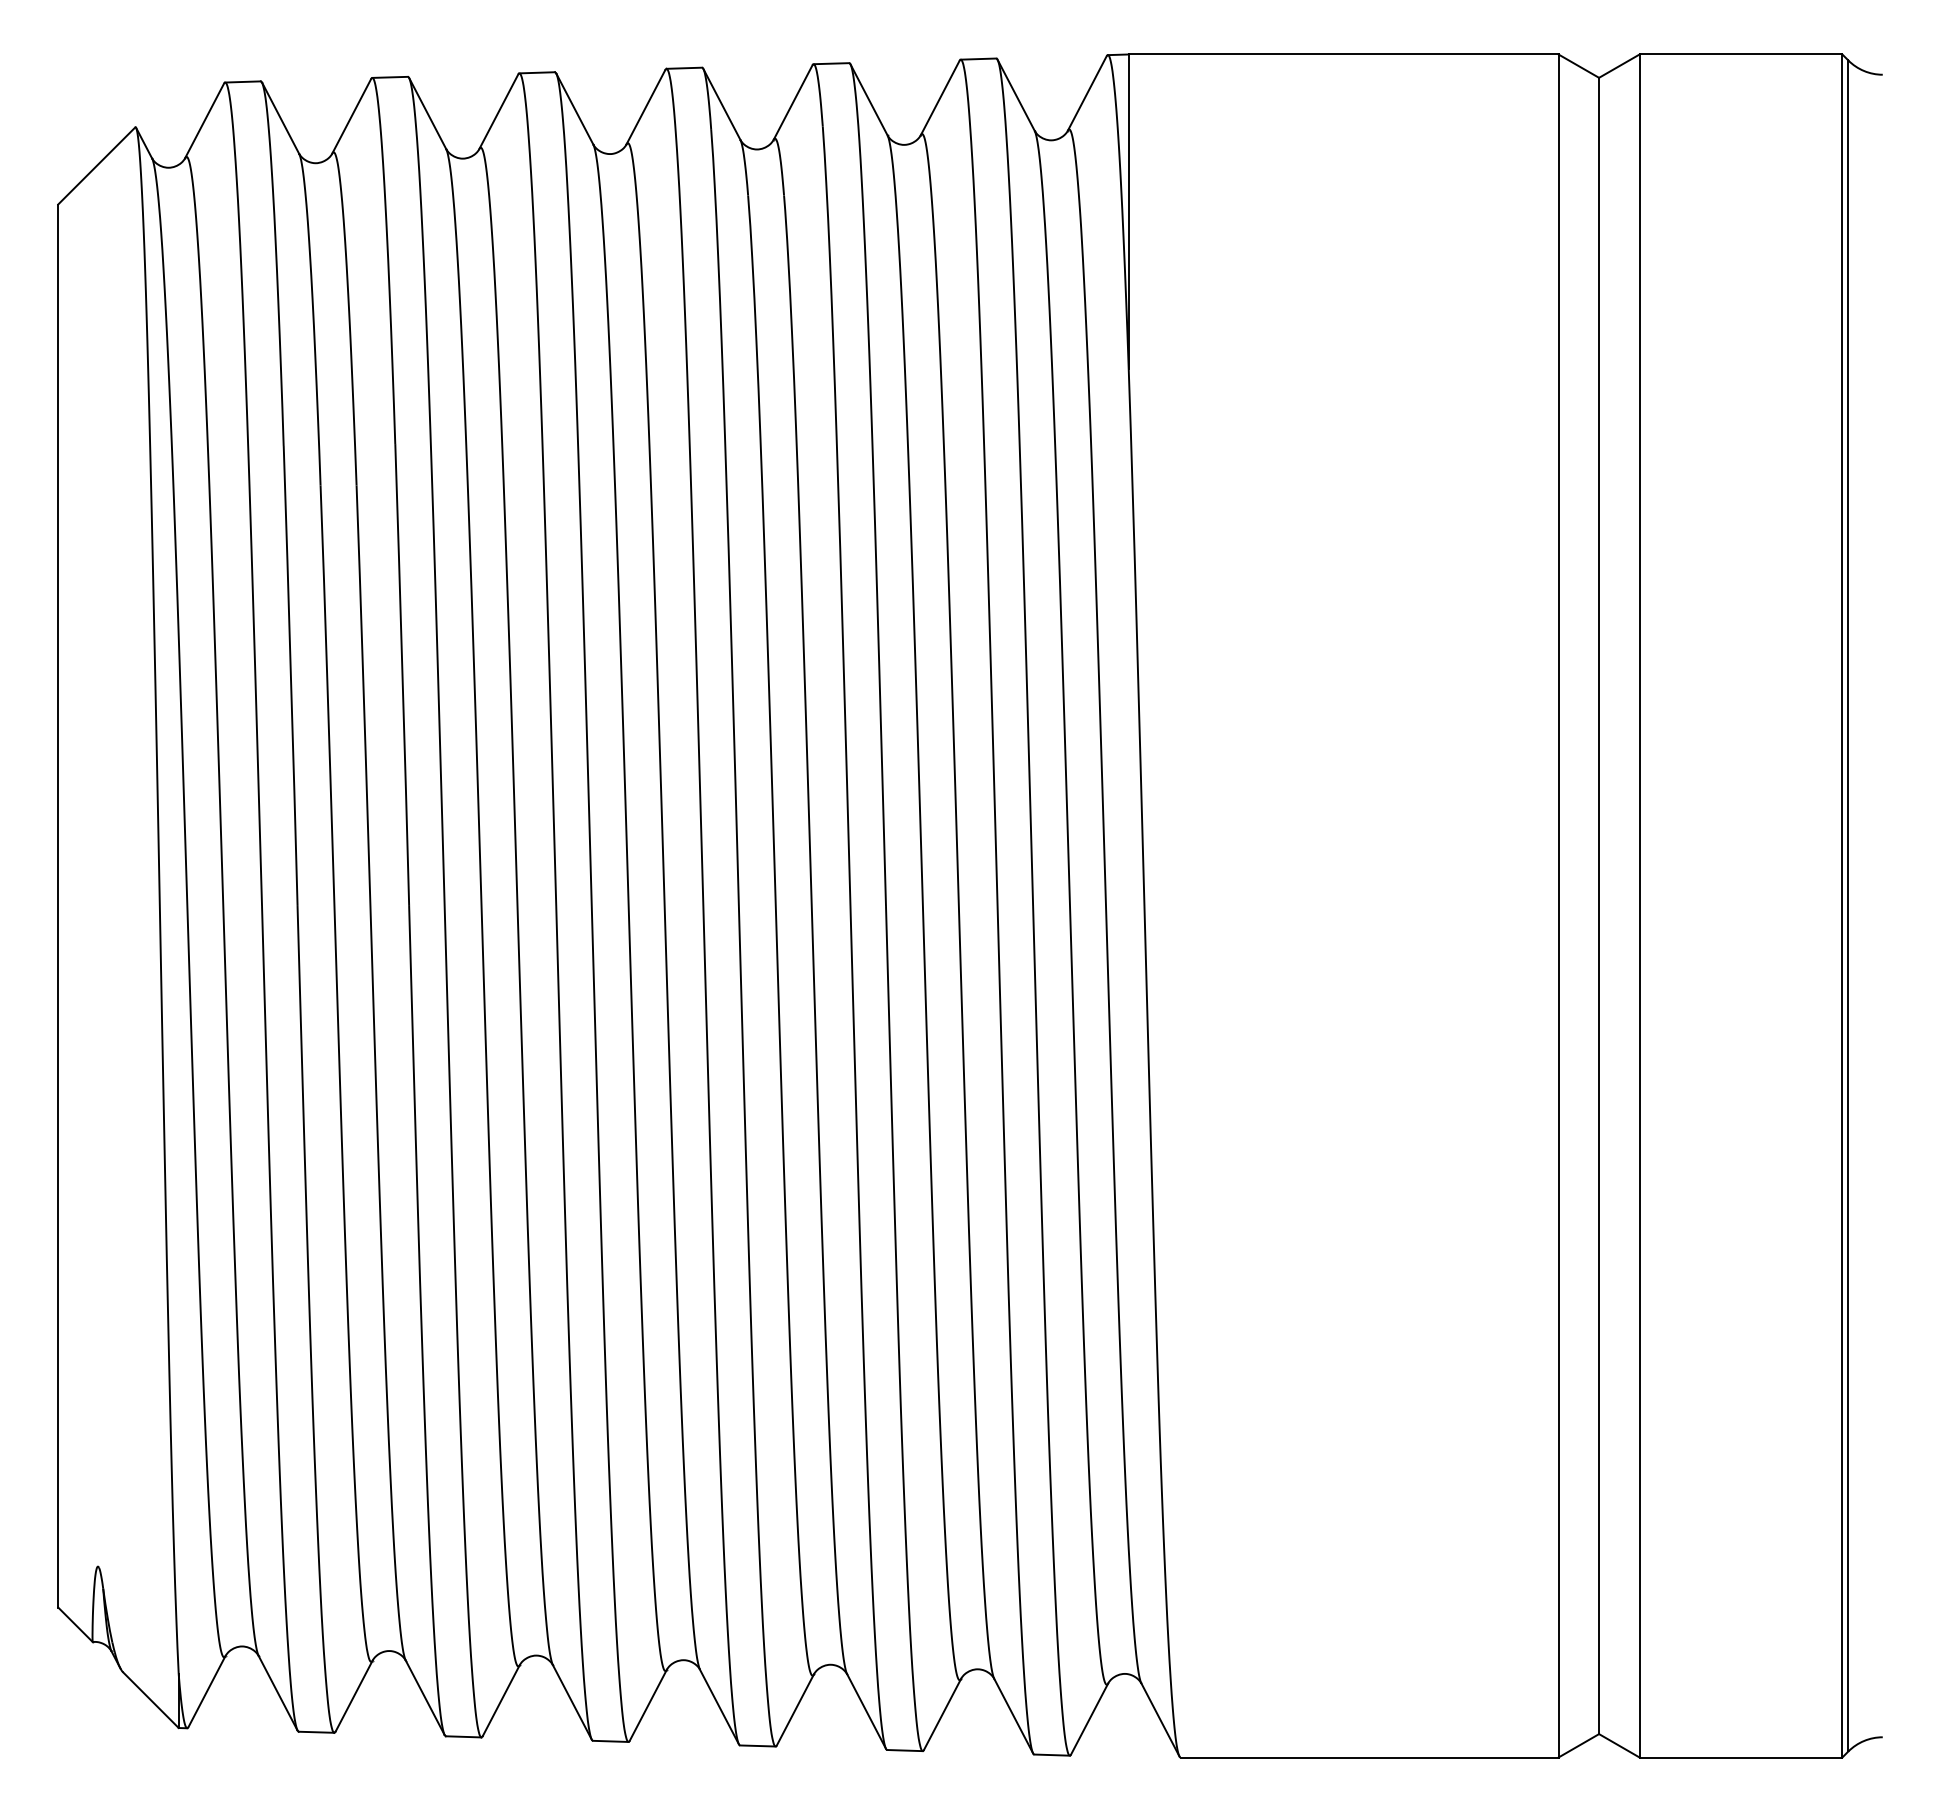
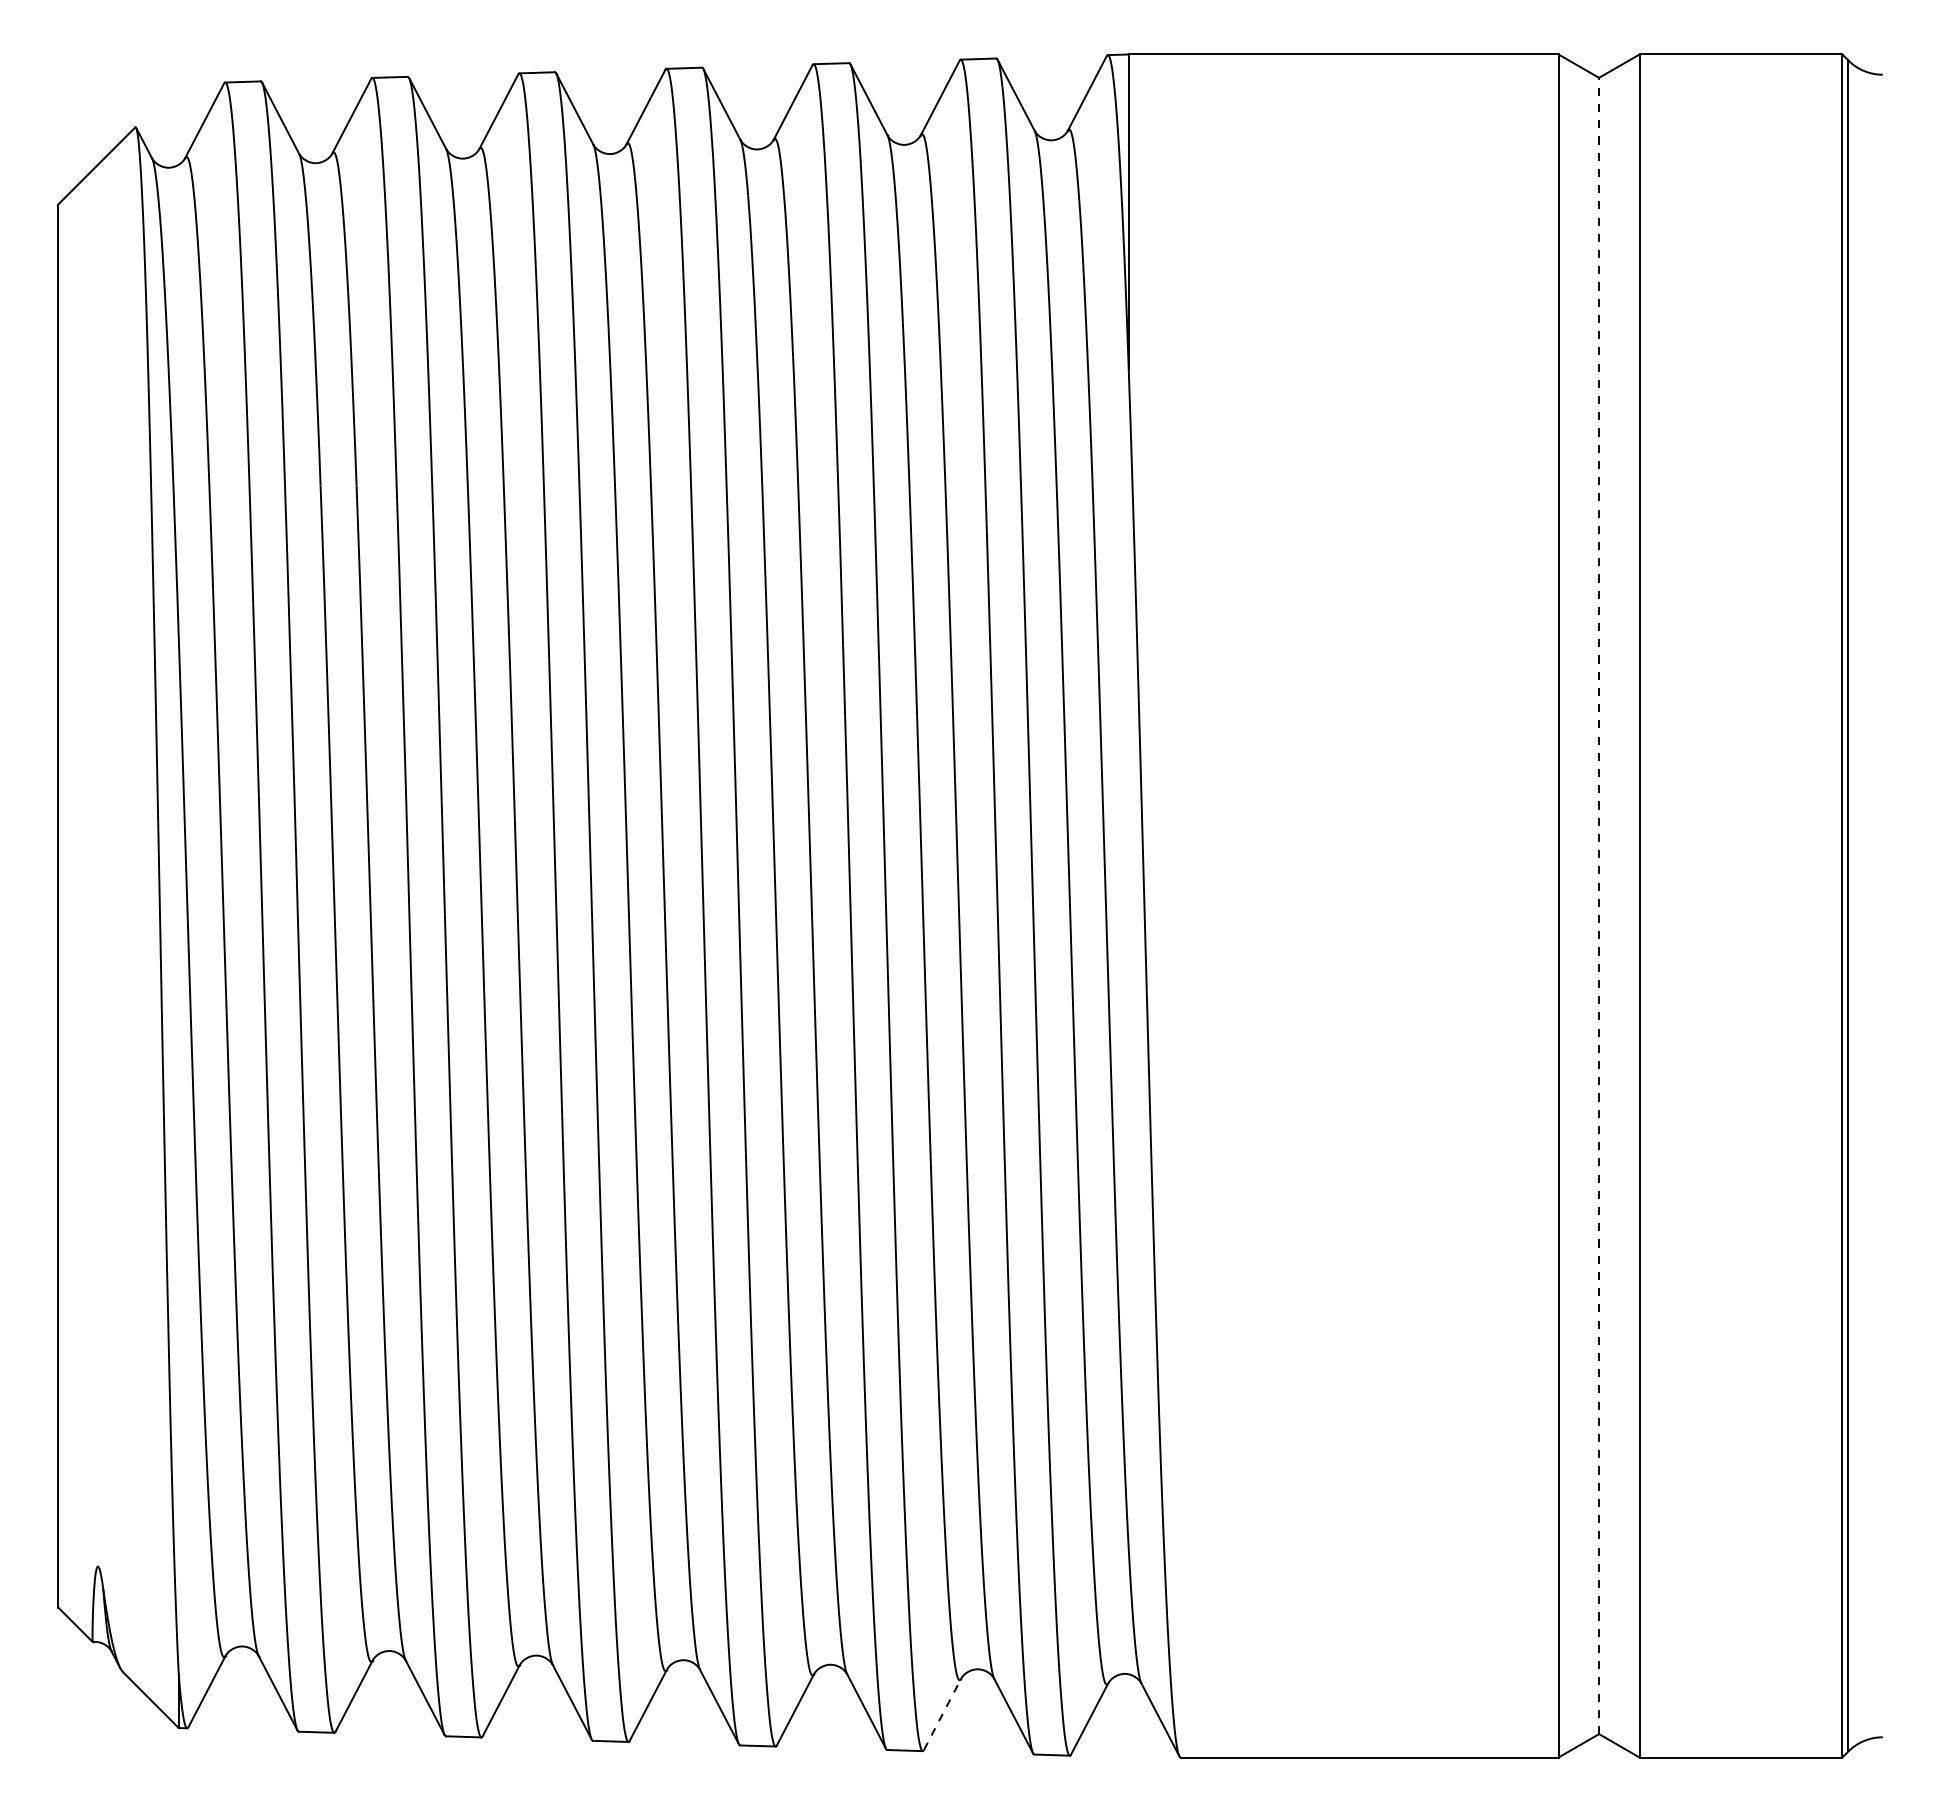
line: solid -> dashed (1599, 905)
line: solid -> dashed (942, 1714)
